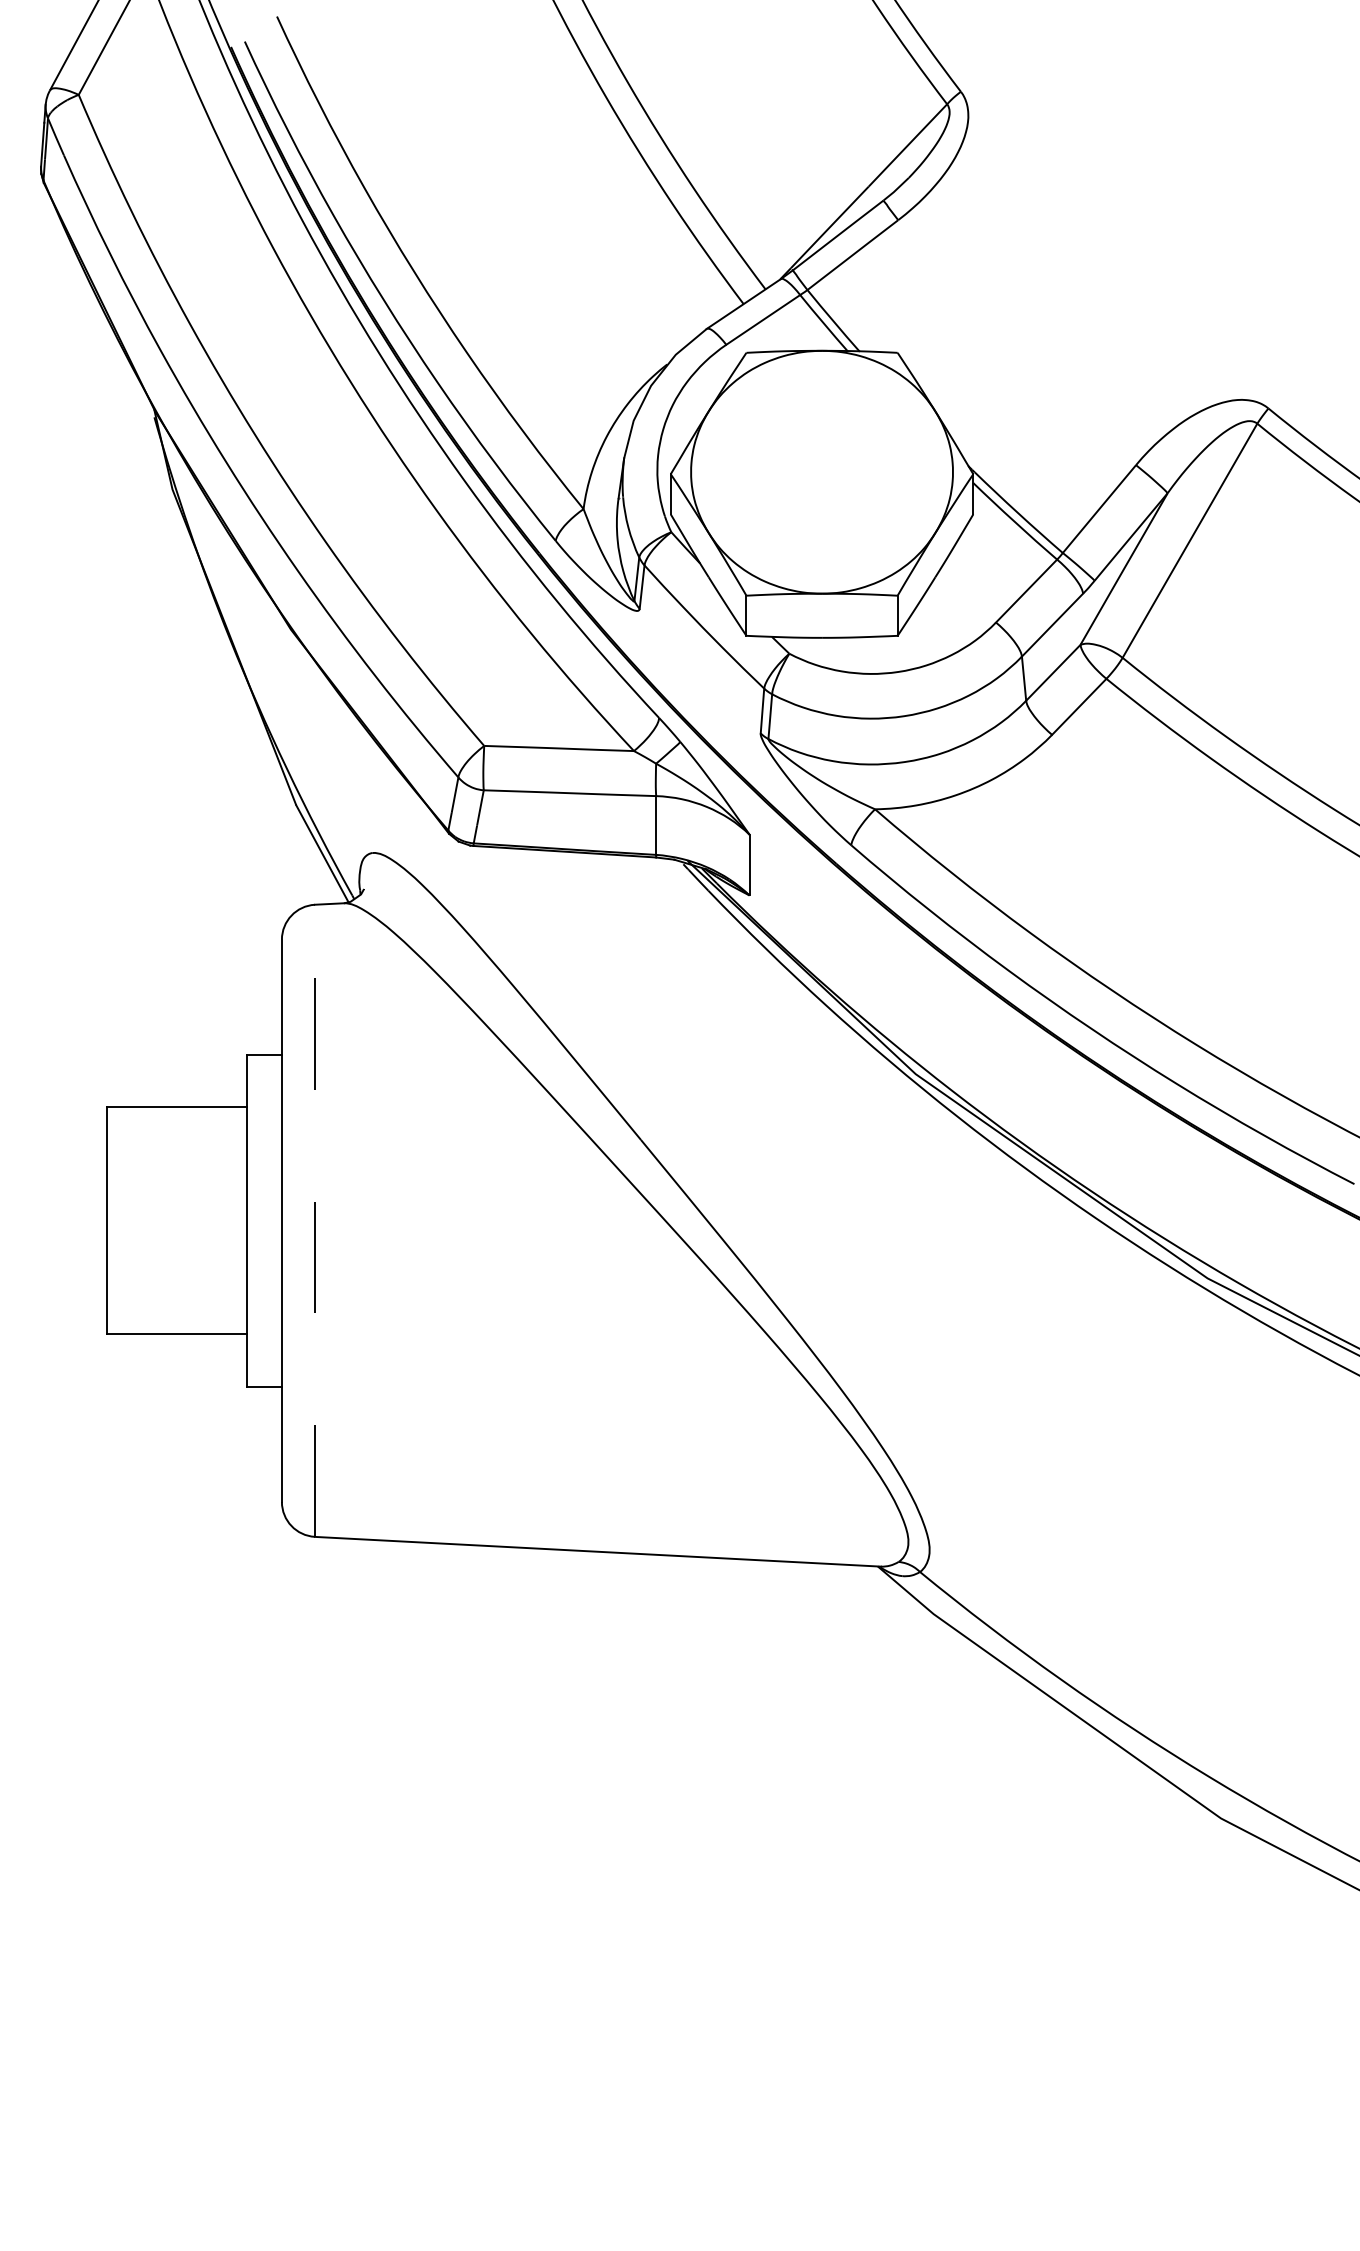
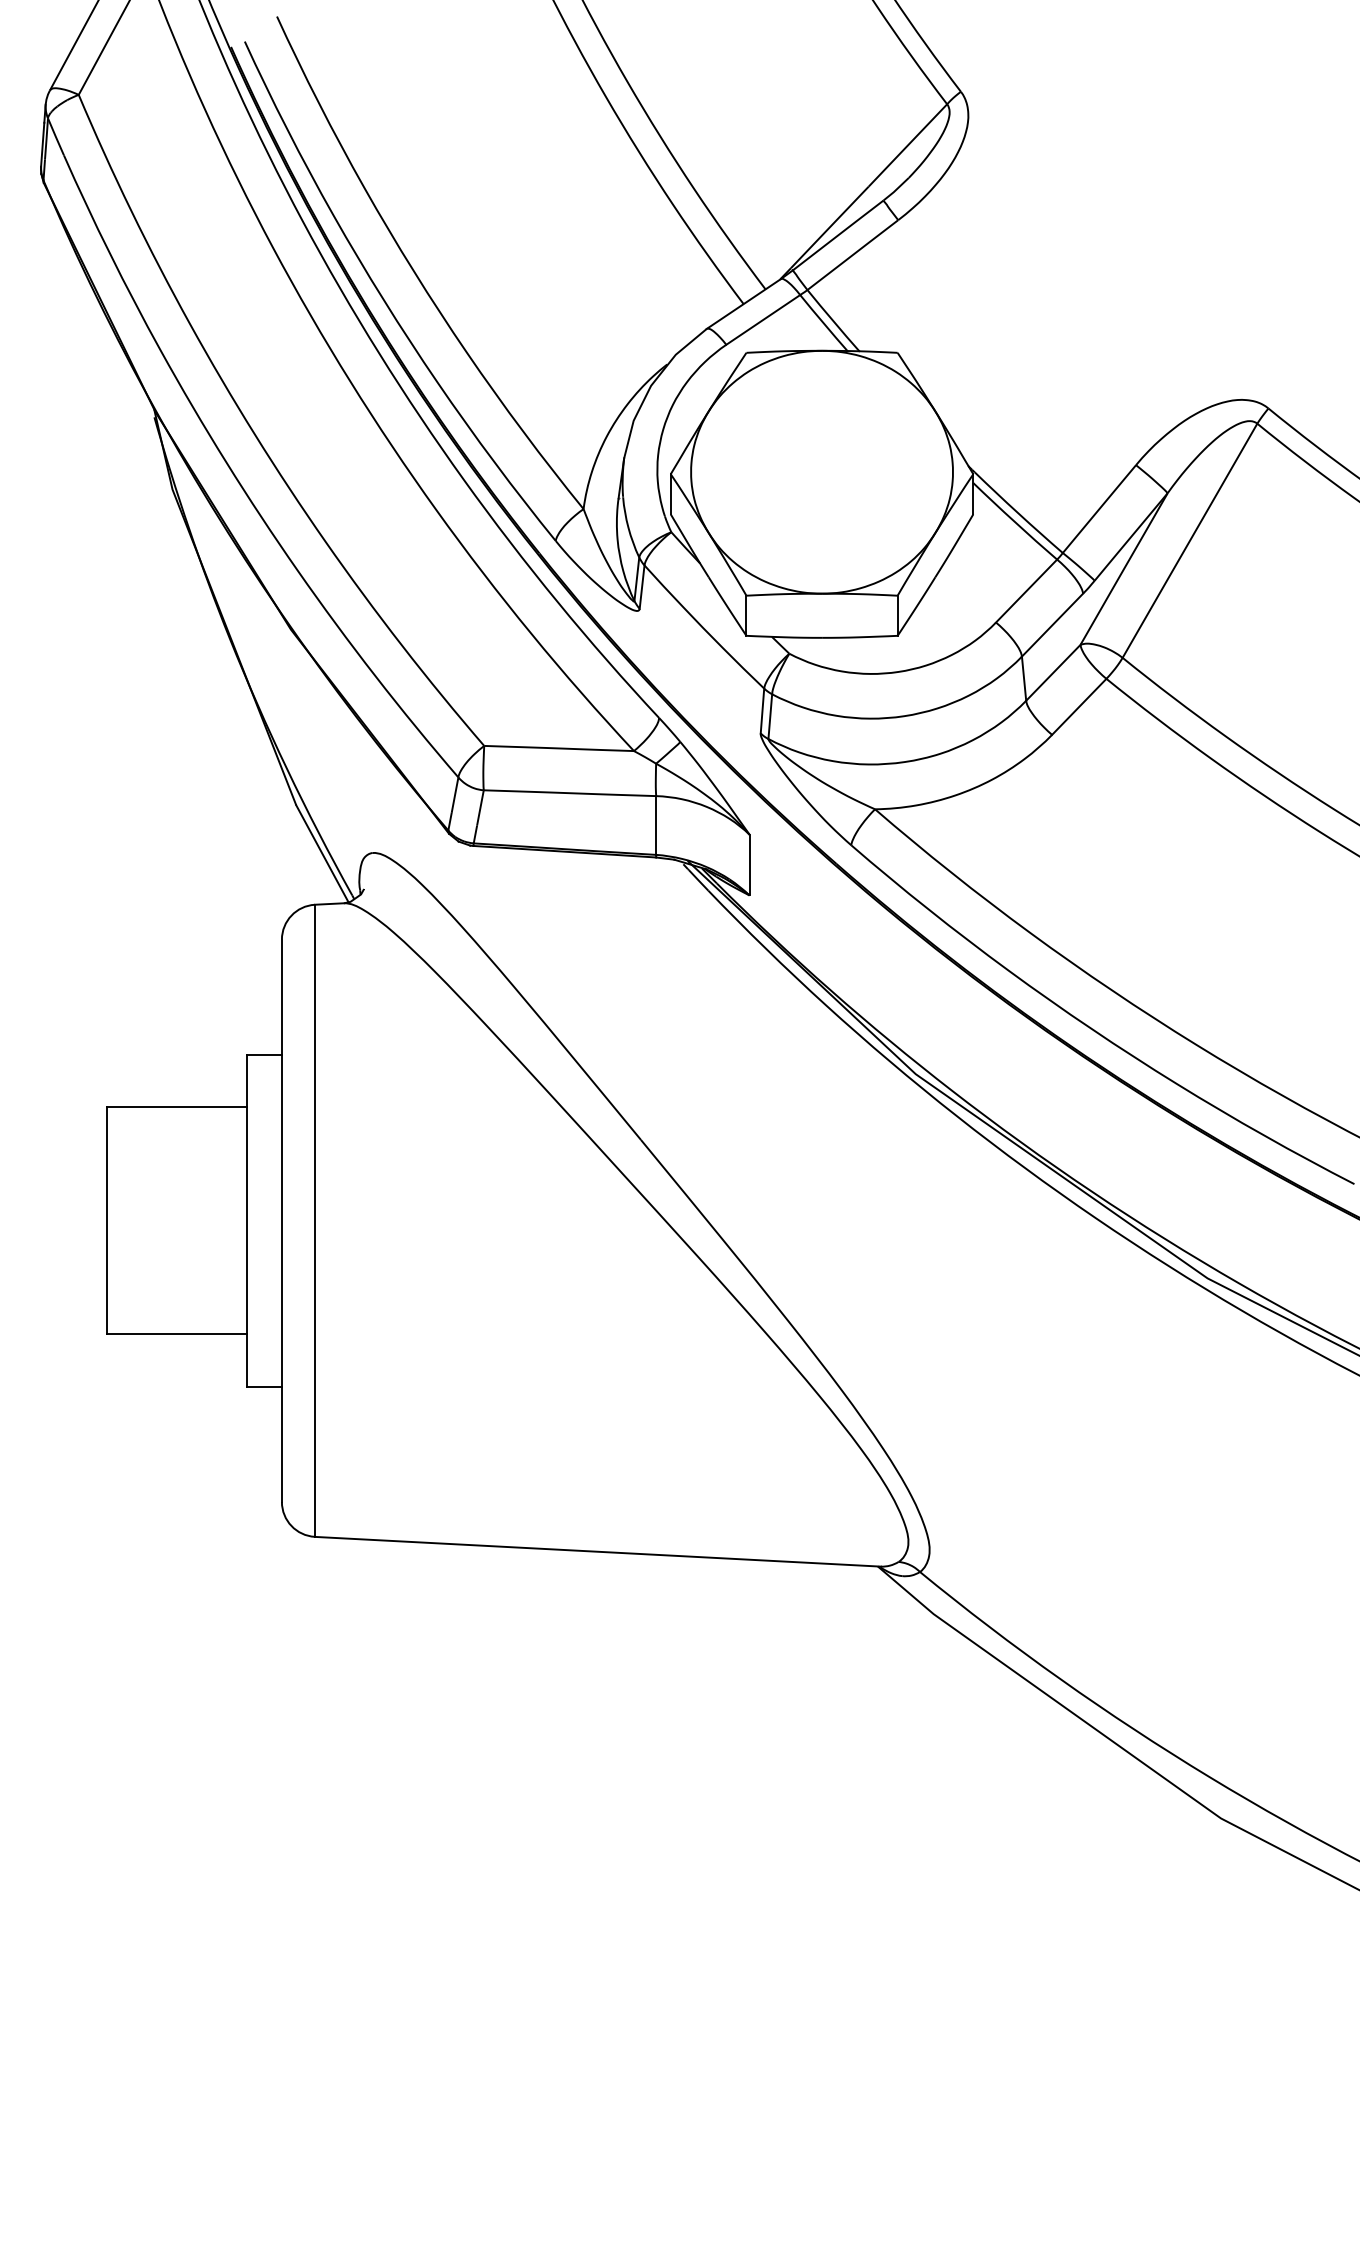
line: dashed -> solid (314, 1220)
